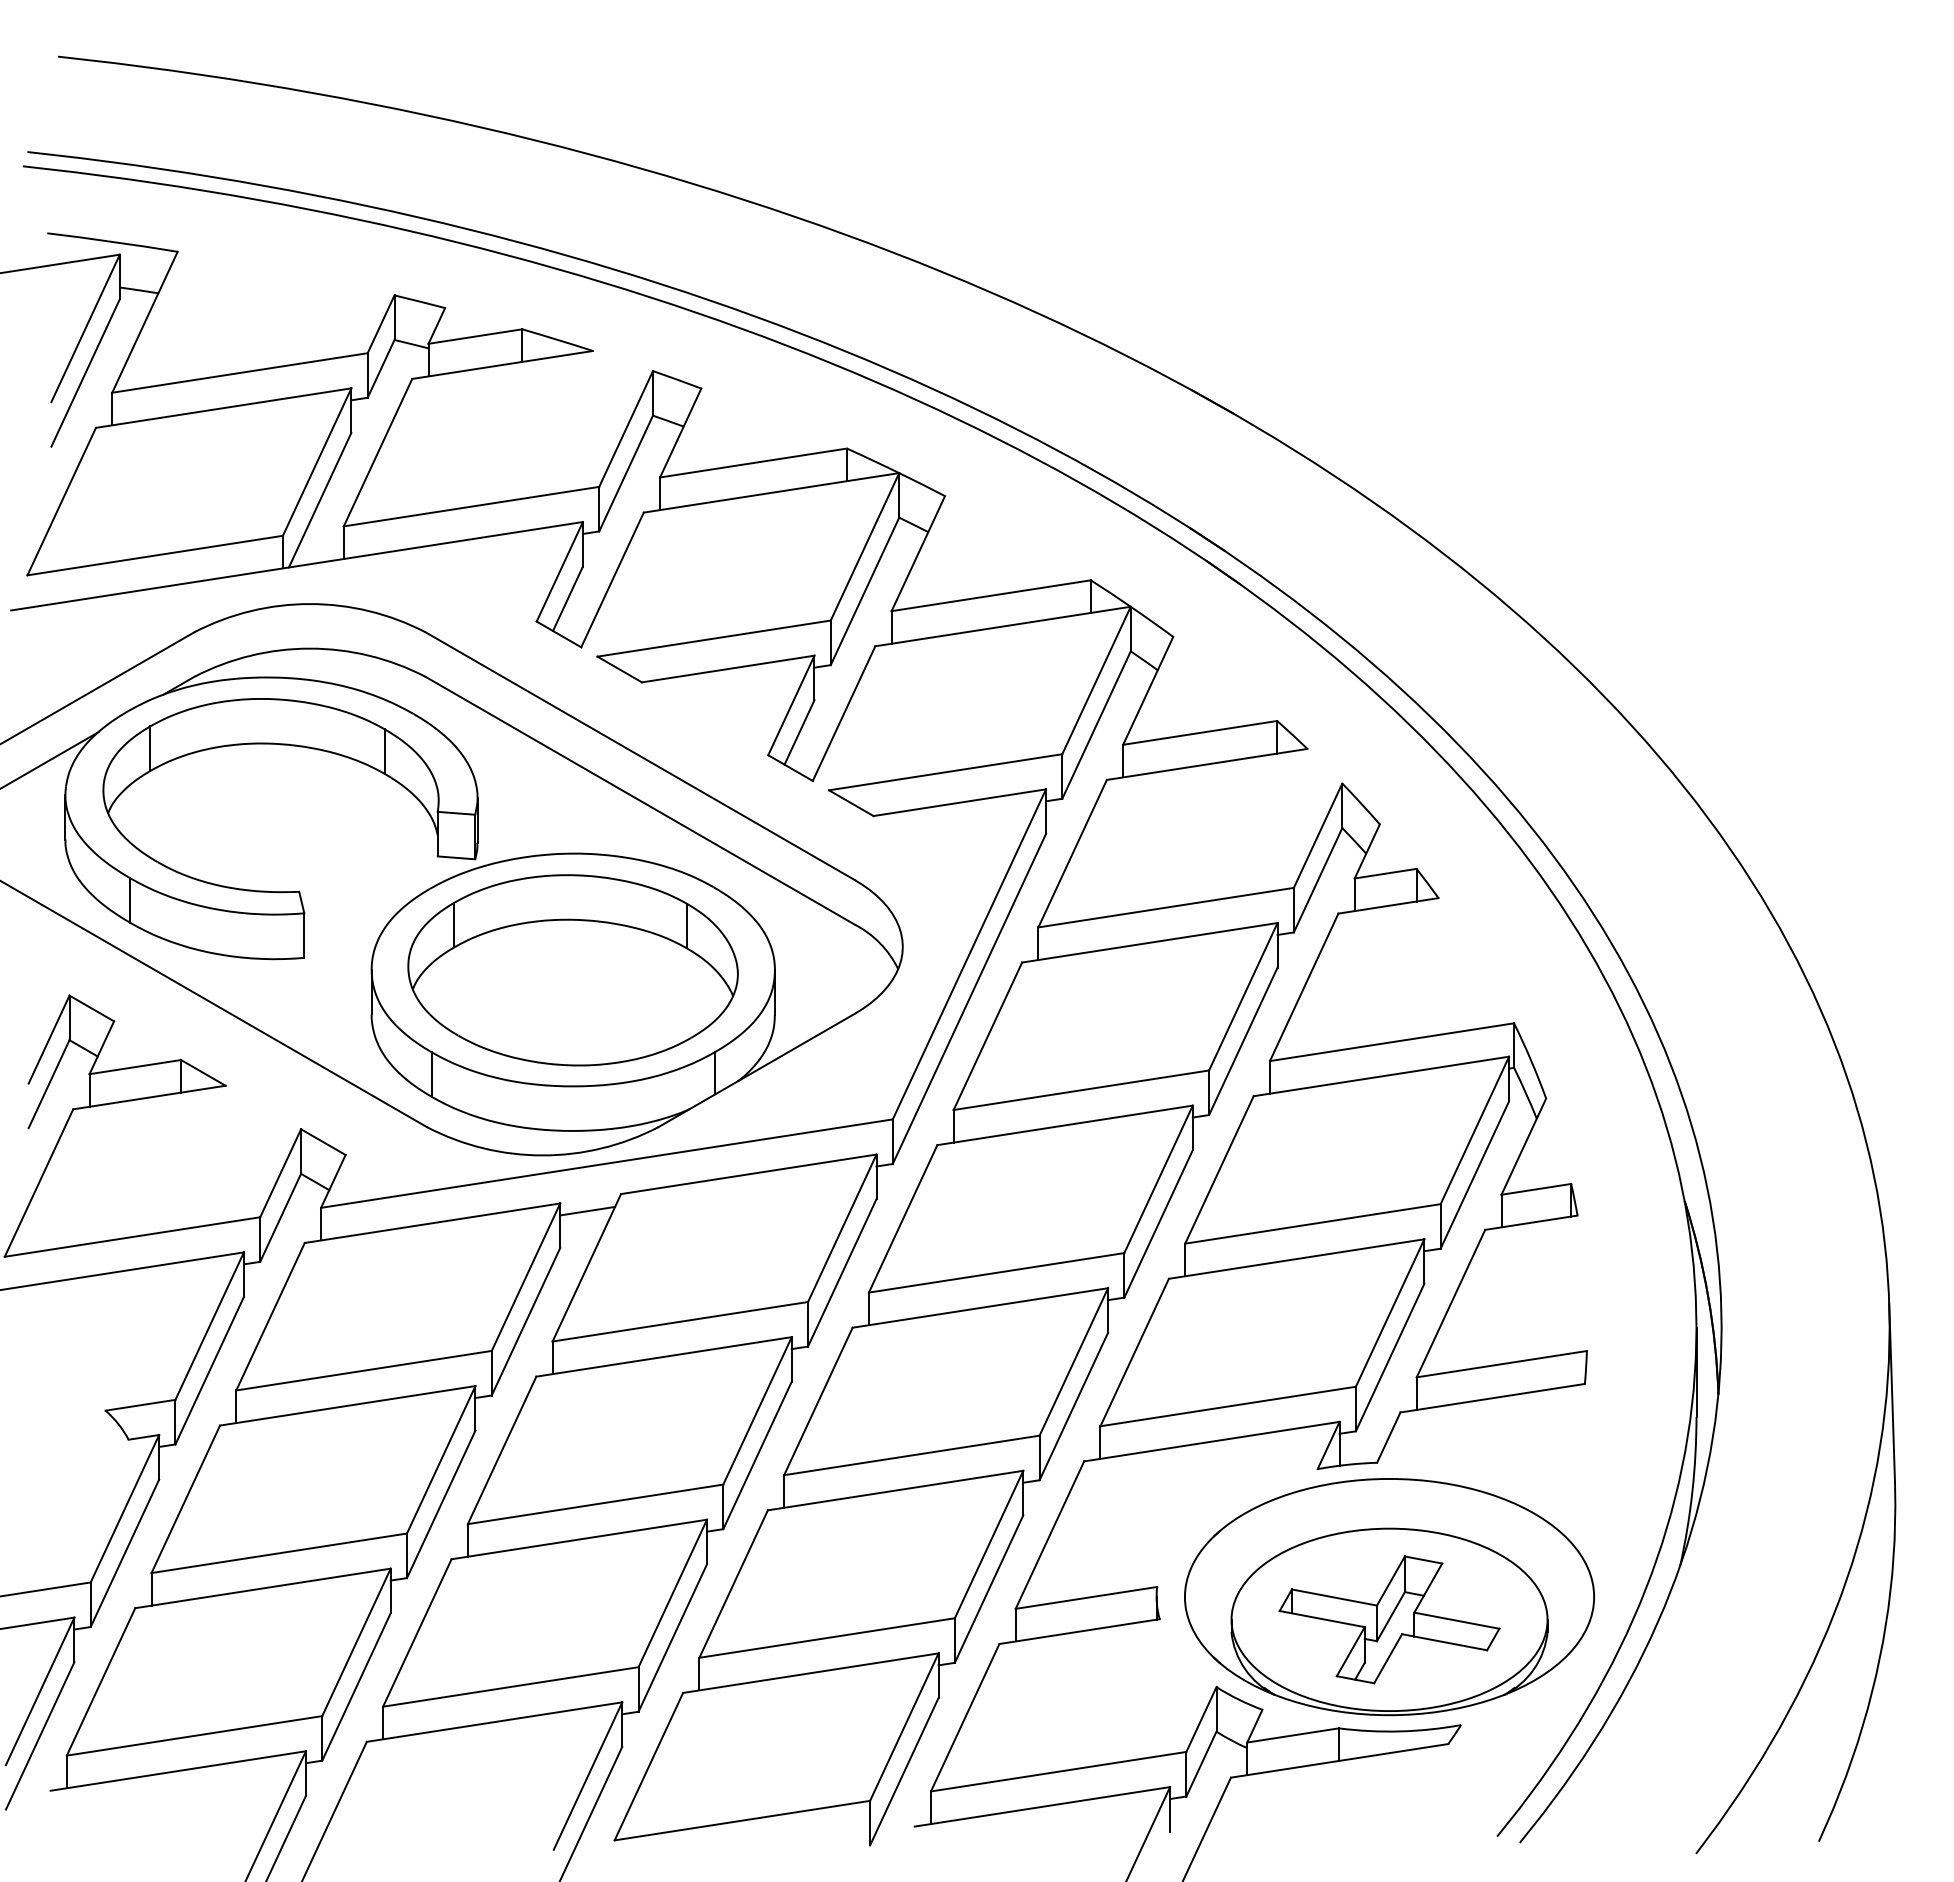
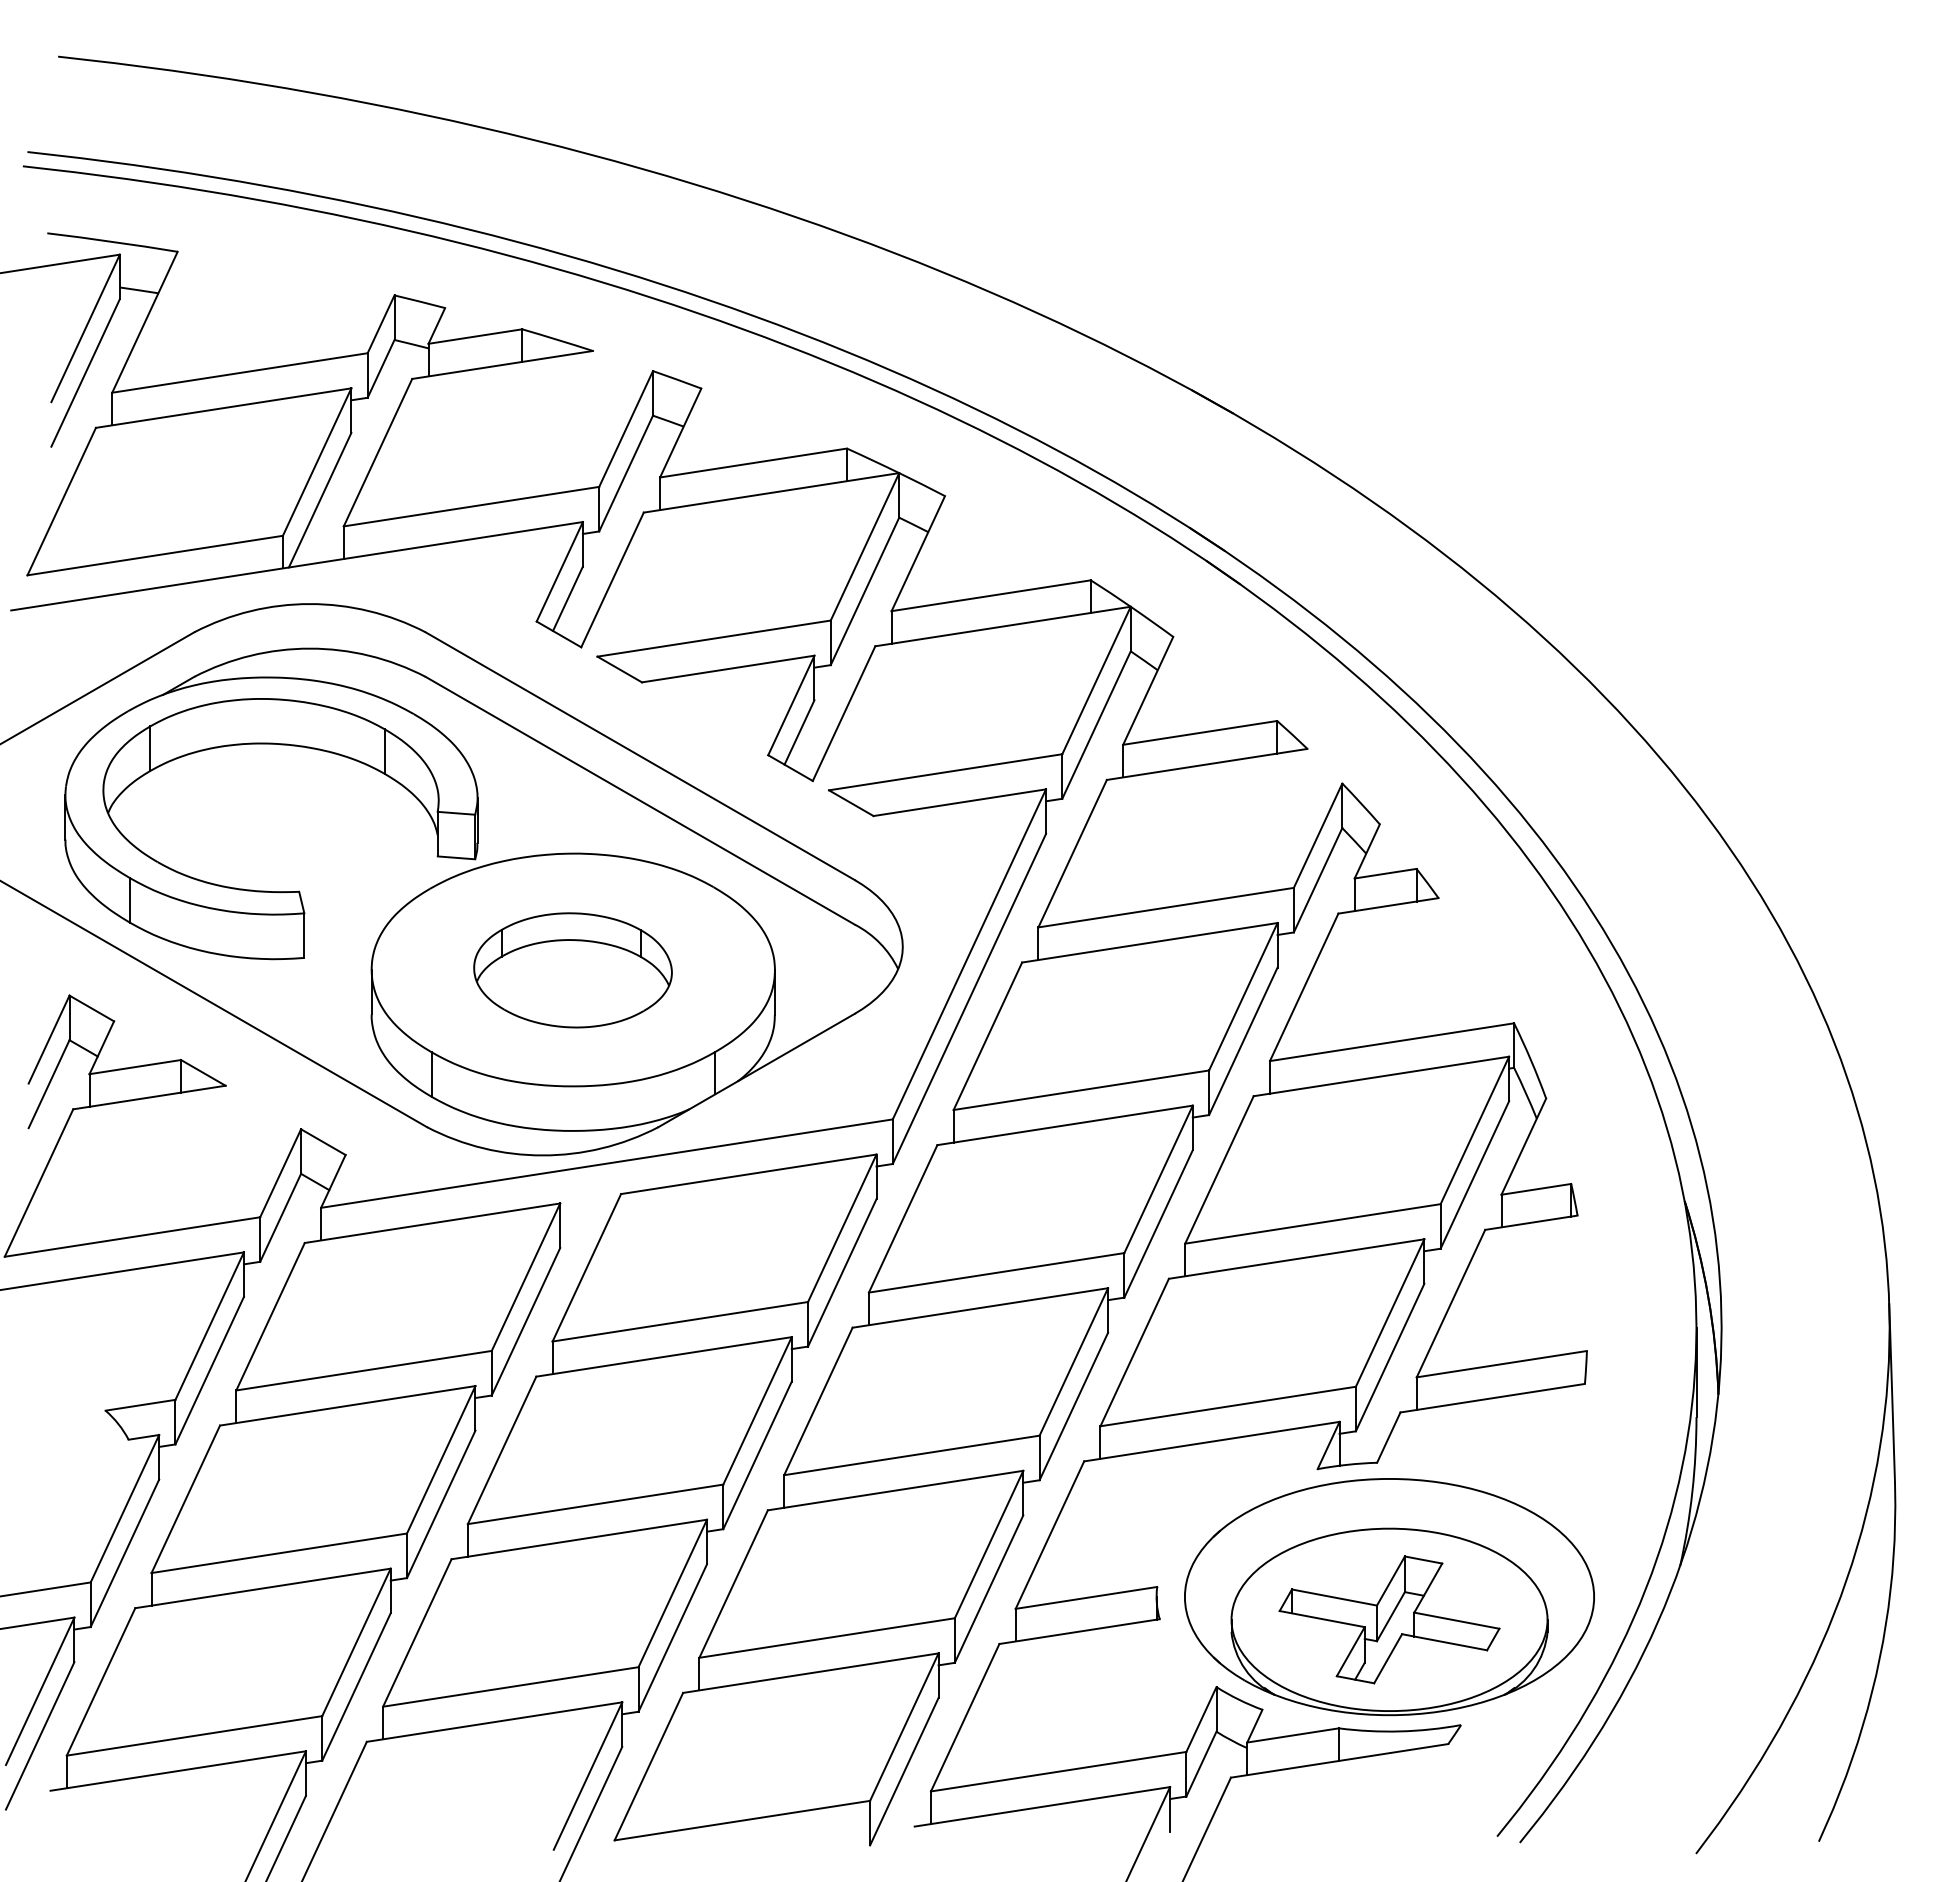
line: present -> none (50, 759)
part size: 332x193 px -> 200x117 px (572, 970)
line: present -> none (587, 1210)
